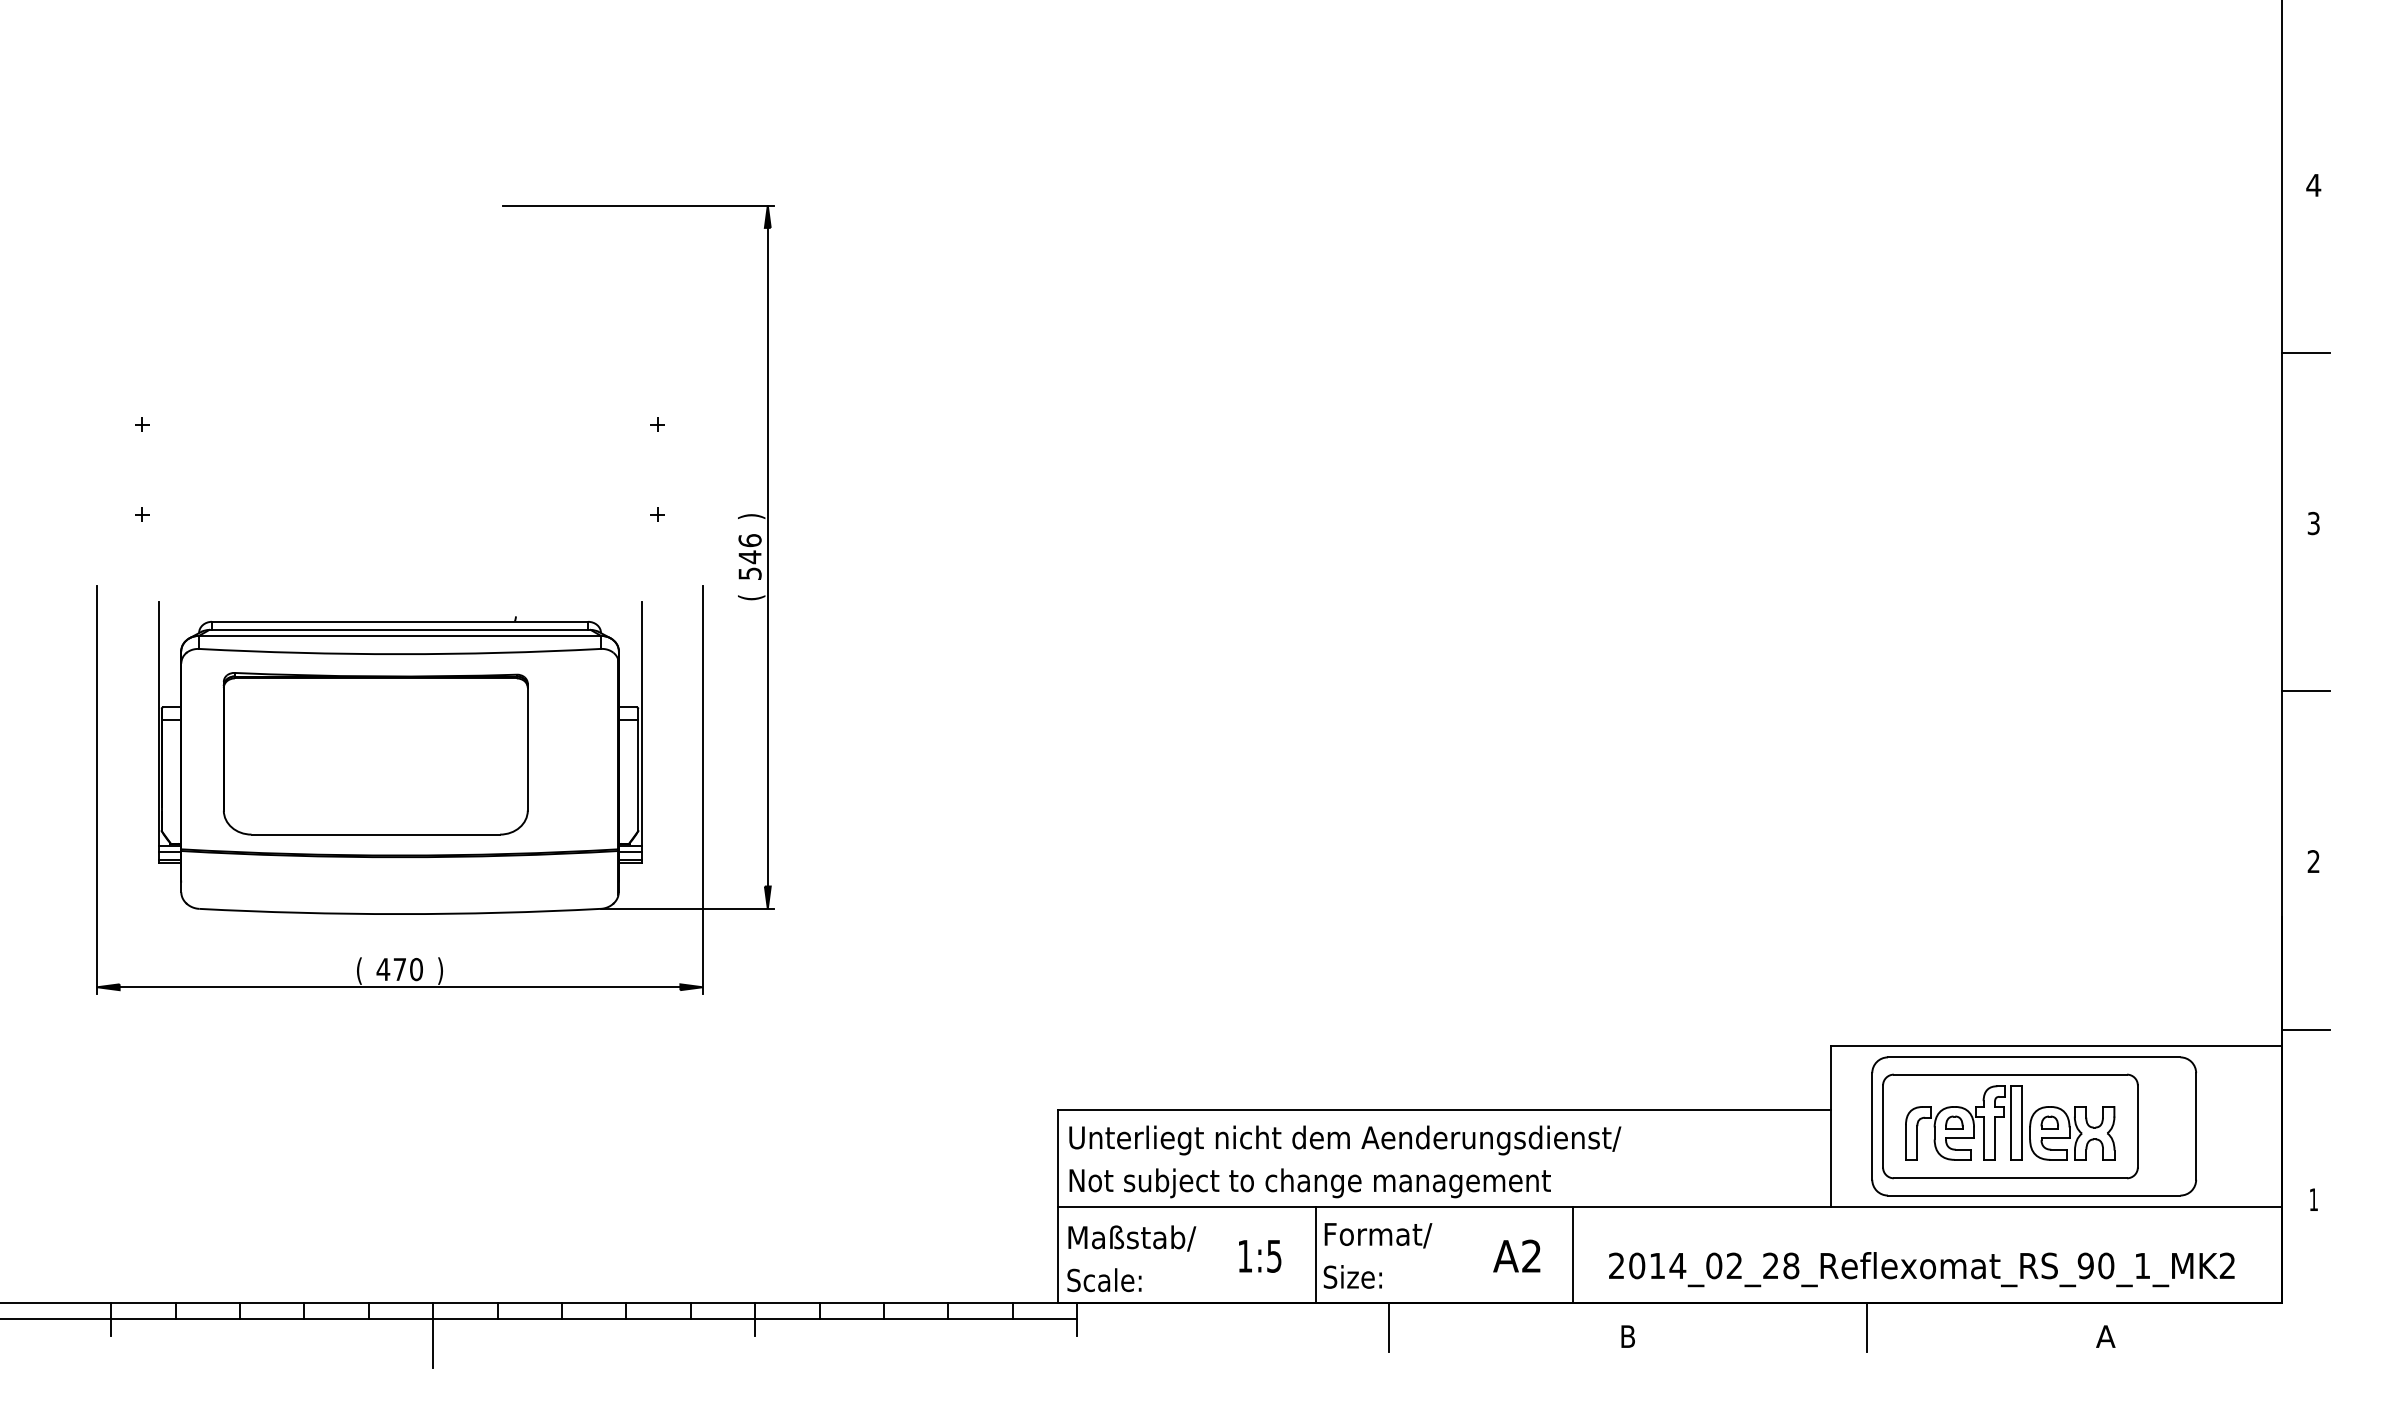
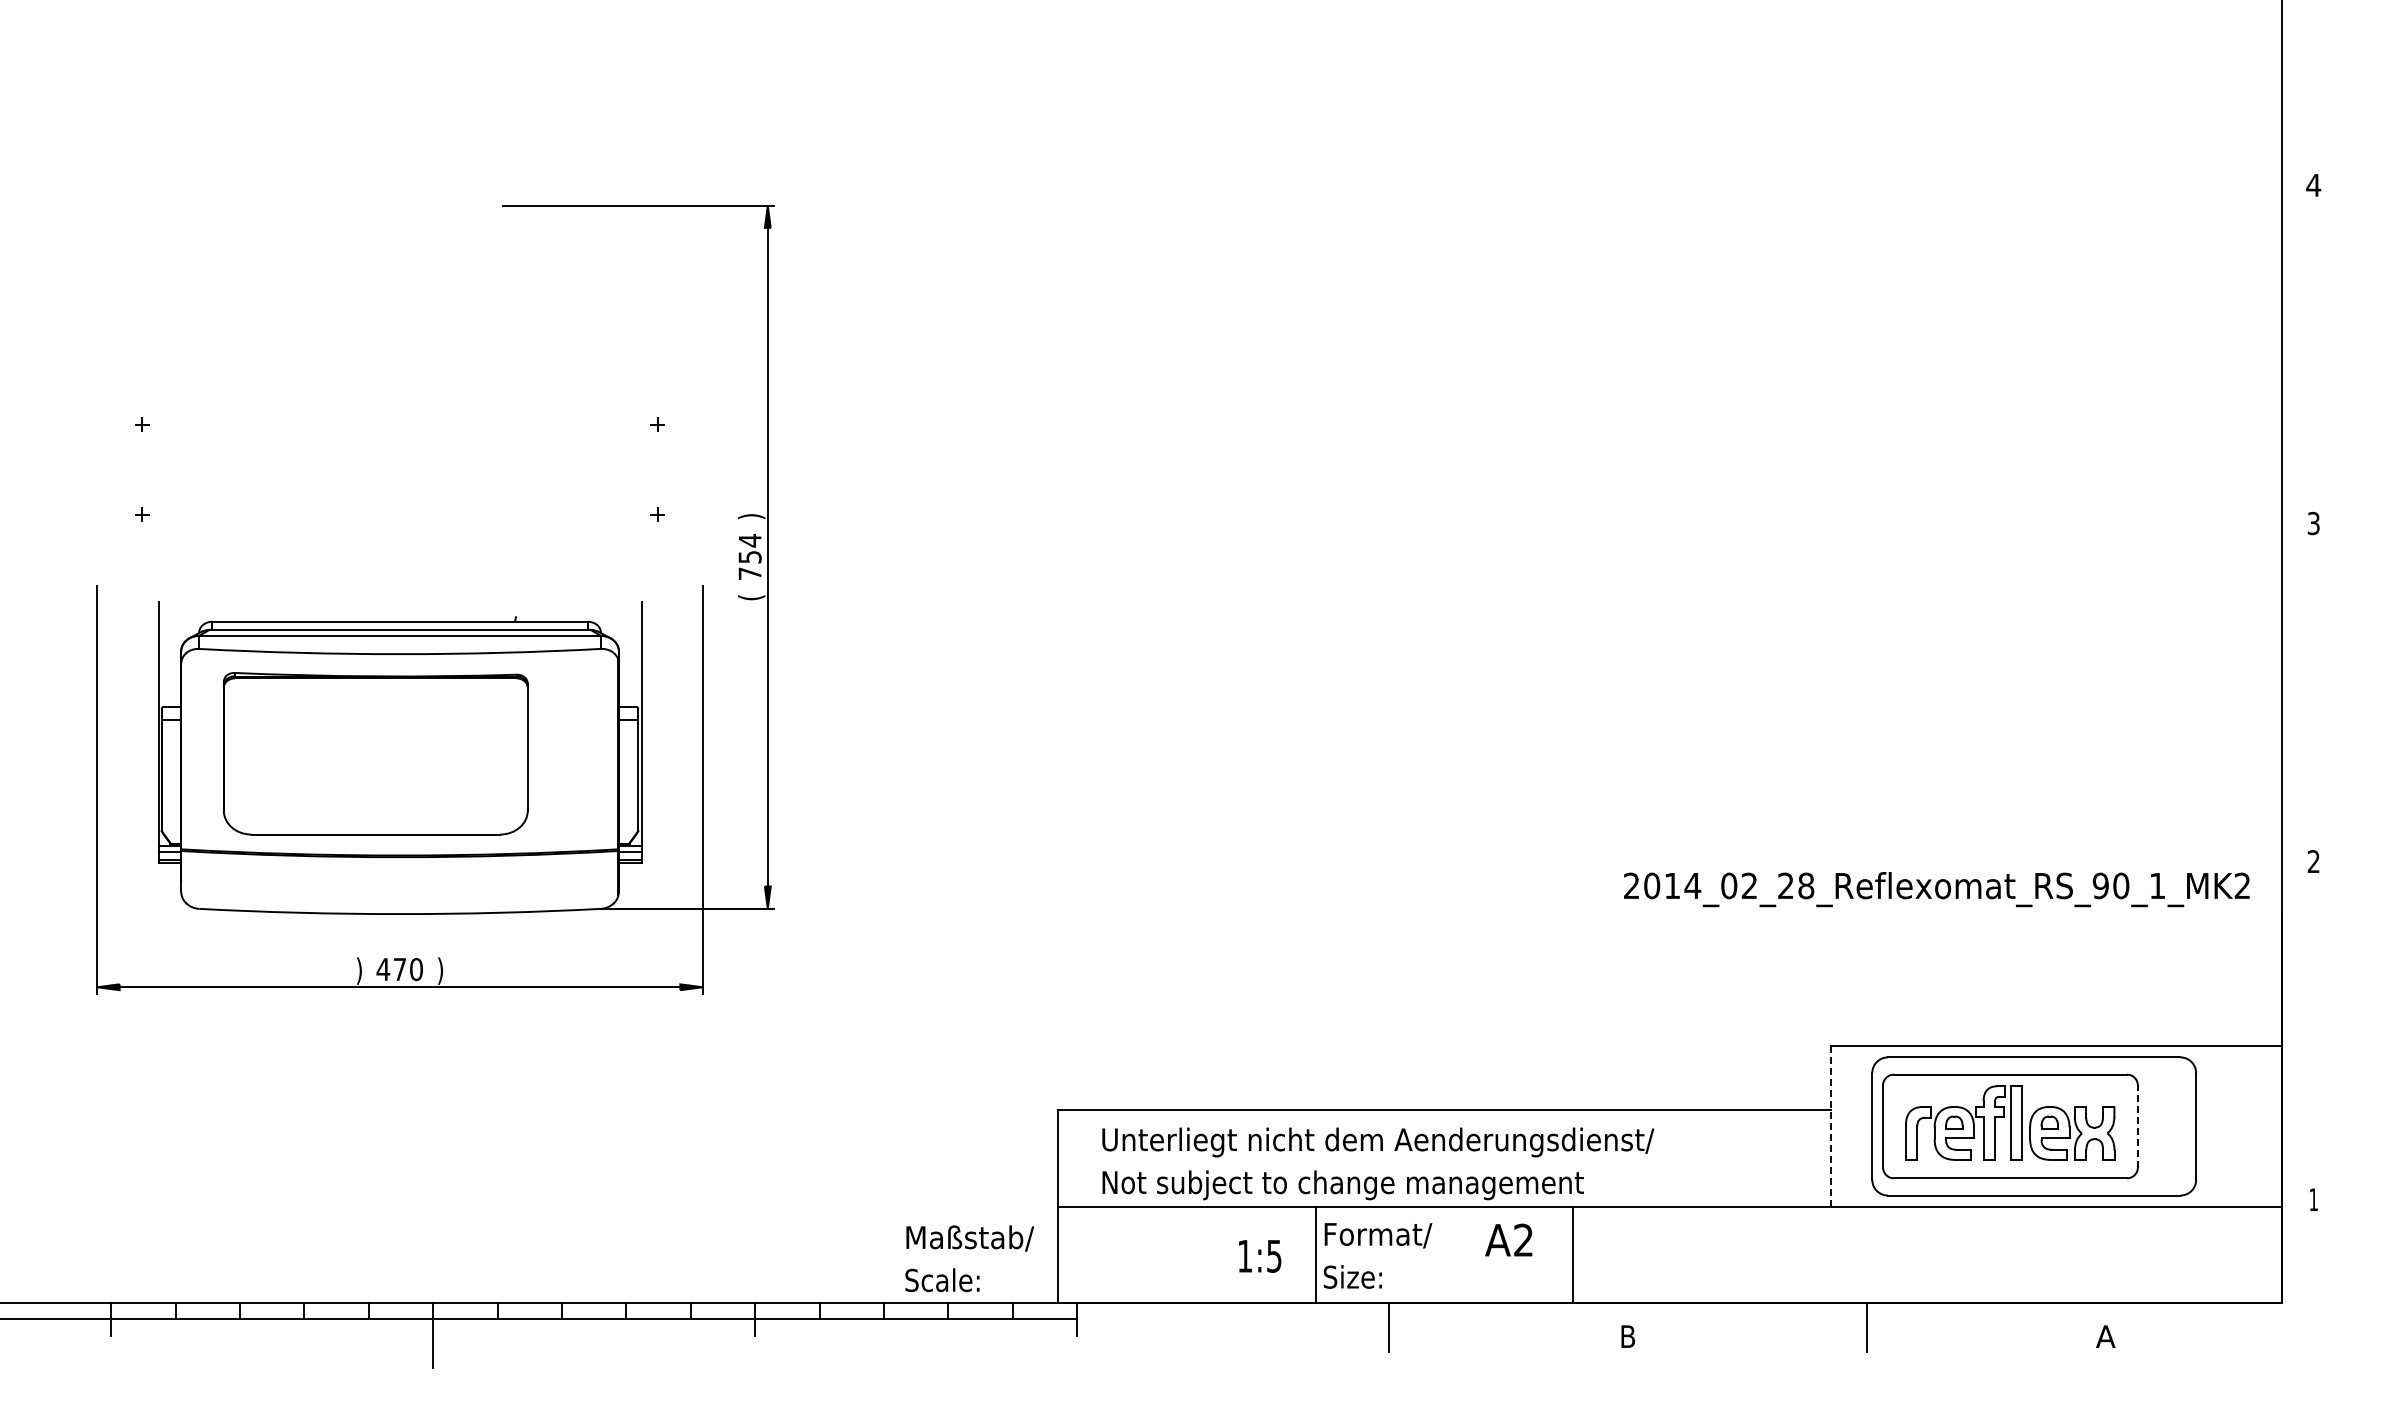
line: present -> none (2305, 353)
text: 546 -> 754 (749, 556)
line: present -> none (2305, 691)
text: ( -> ) (359, 970)
line: present -> none (2305, 1029)
line: solid -> dashed (2137, 1125)
line: solid -> dashed (1830, 1126)
text position: (1345, 1161) -> (1378, 1163) (1378, 1163)
text position: (1516, 1255) -> (1508, 1239) (1508, 1239)
text position: (1131, 1258) -> (969, 1258) (969, 1258)
text position: (1921, 1269) -> (1936, 889) (1936, 889)
